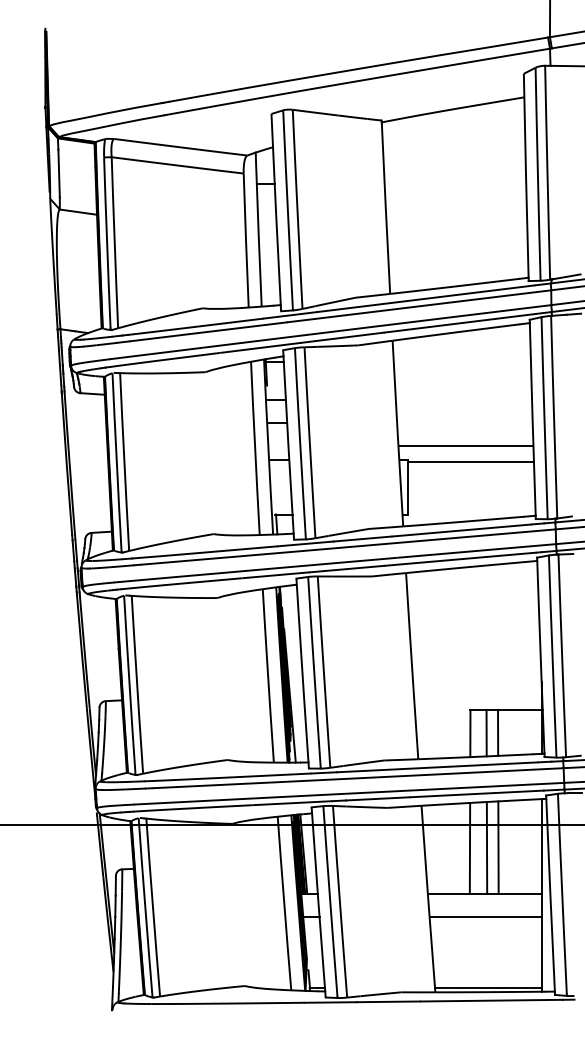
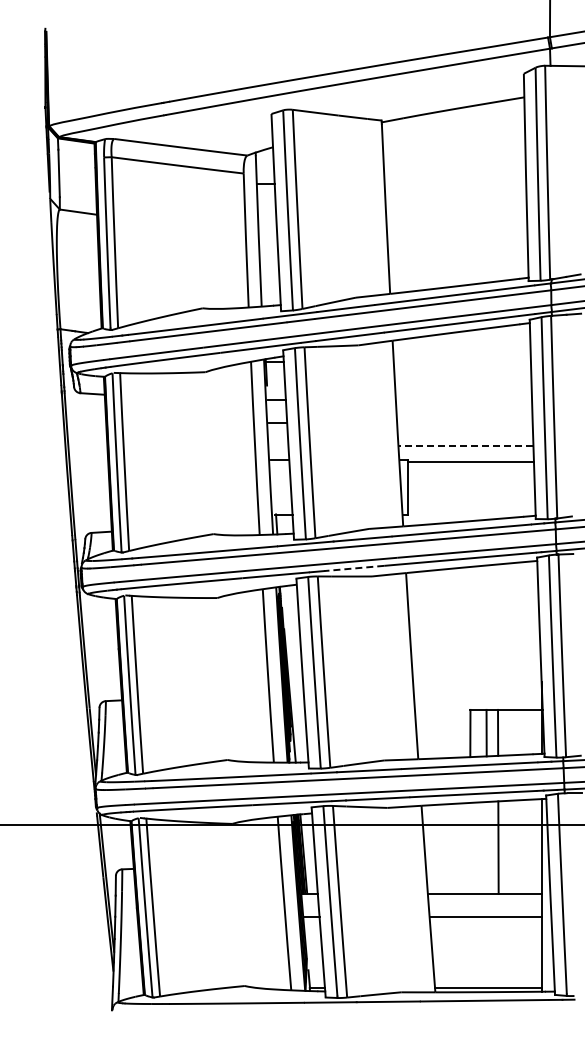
line: solid -> dashed (465, 445)
line: solid -> dashed (353, 568)
line: present -> none (469, 847)
line: present -> none (486, 847)
